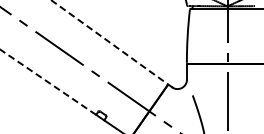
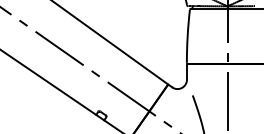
line: dashed -> solid (109, 42)
line: dashed -> solid (48, 82)
